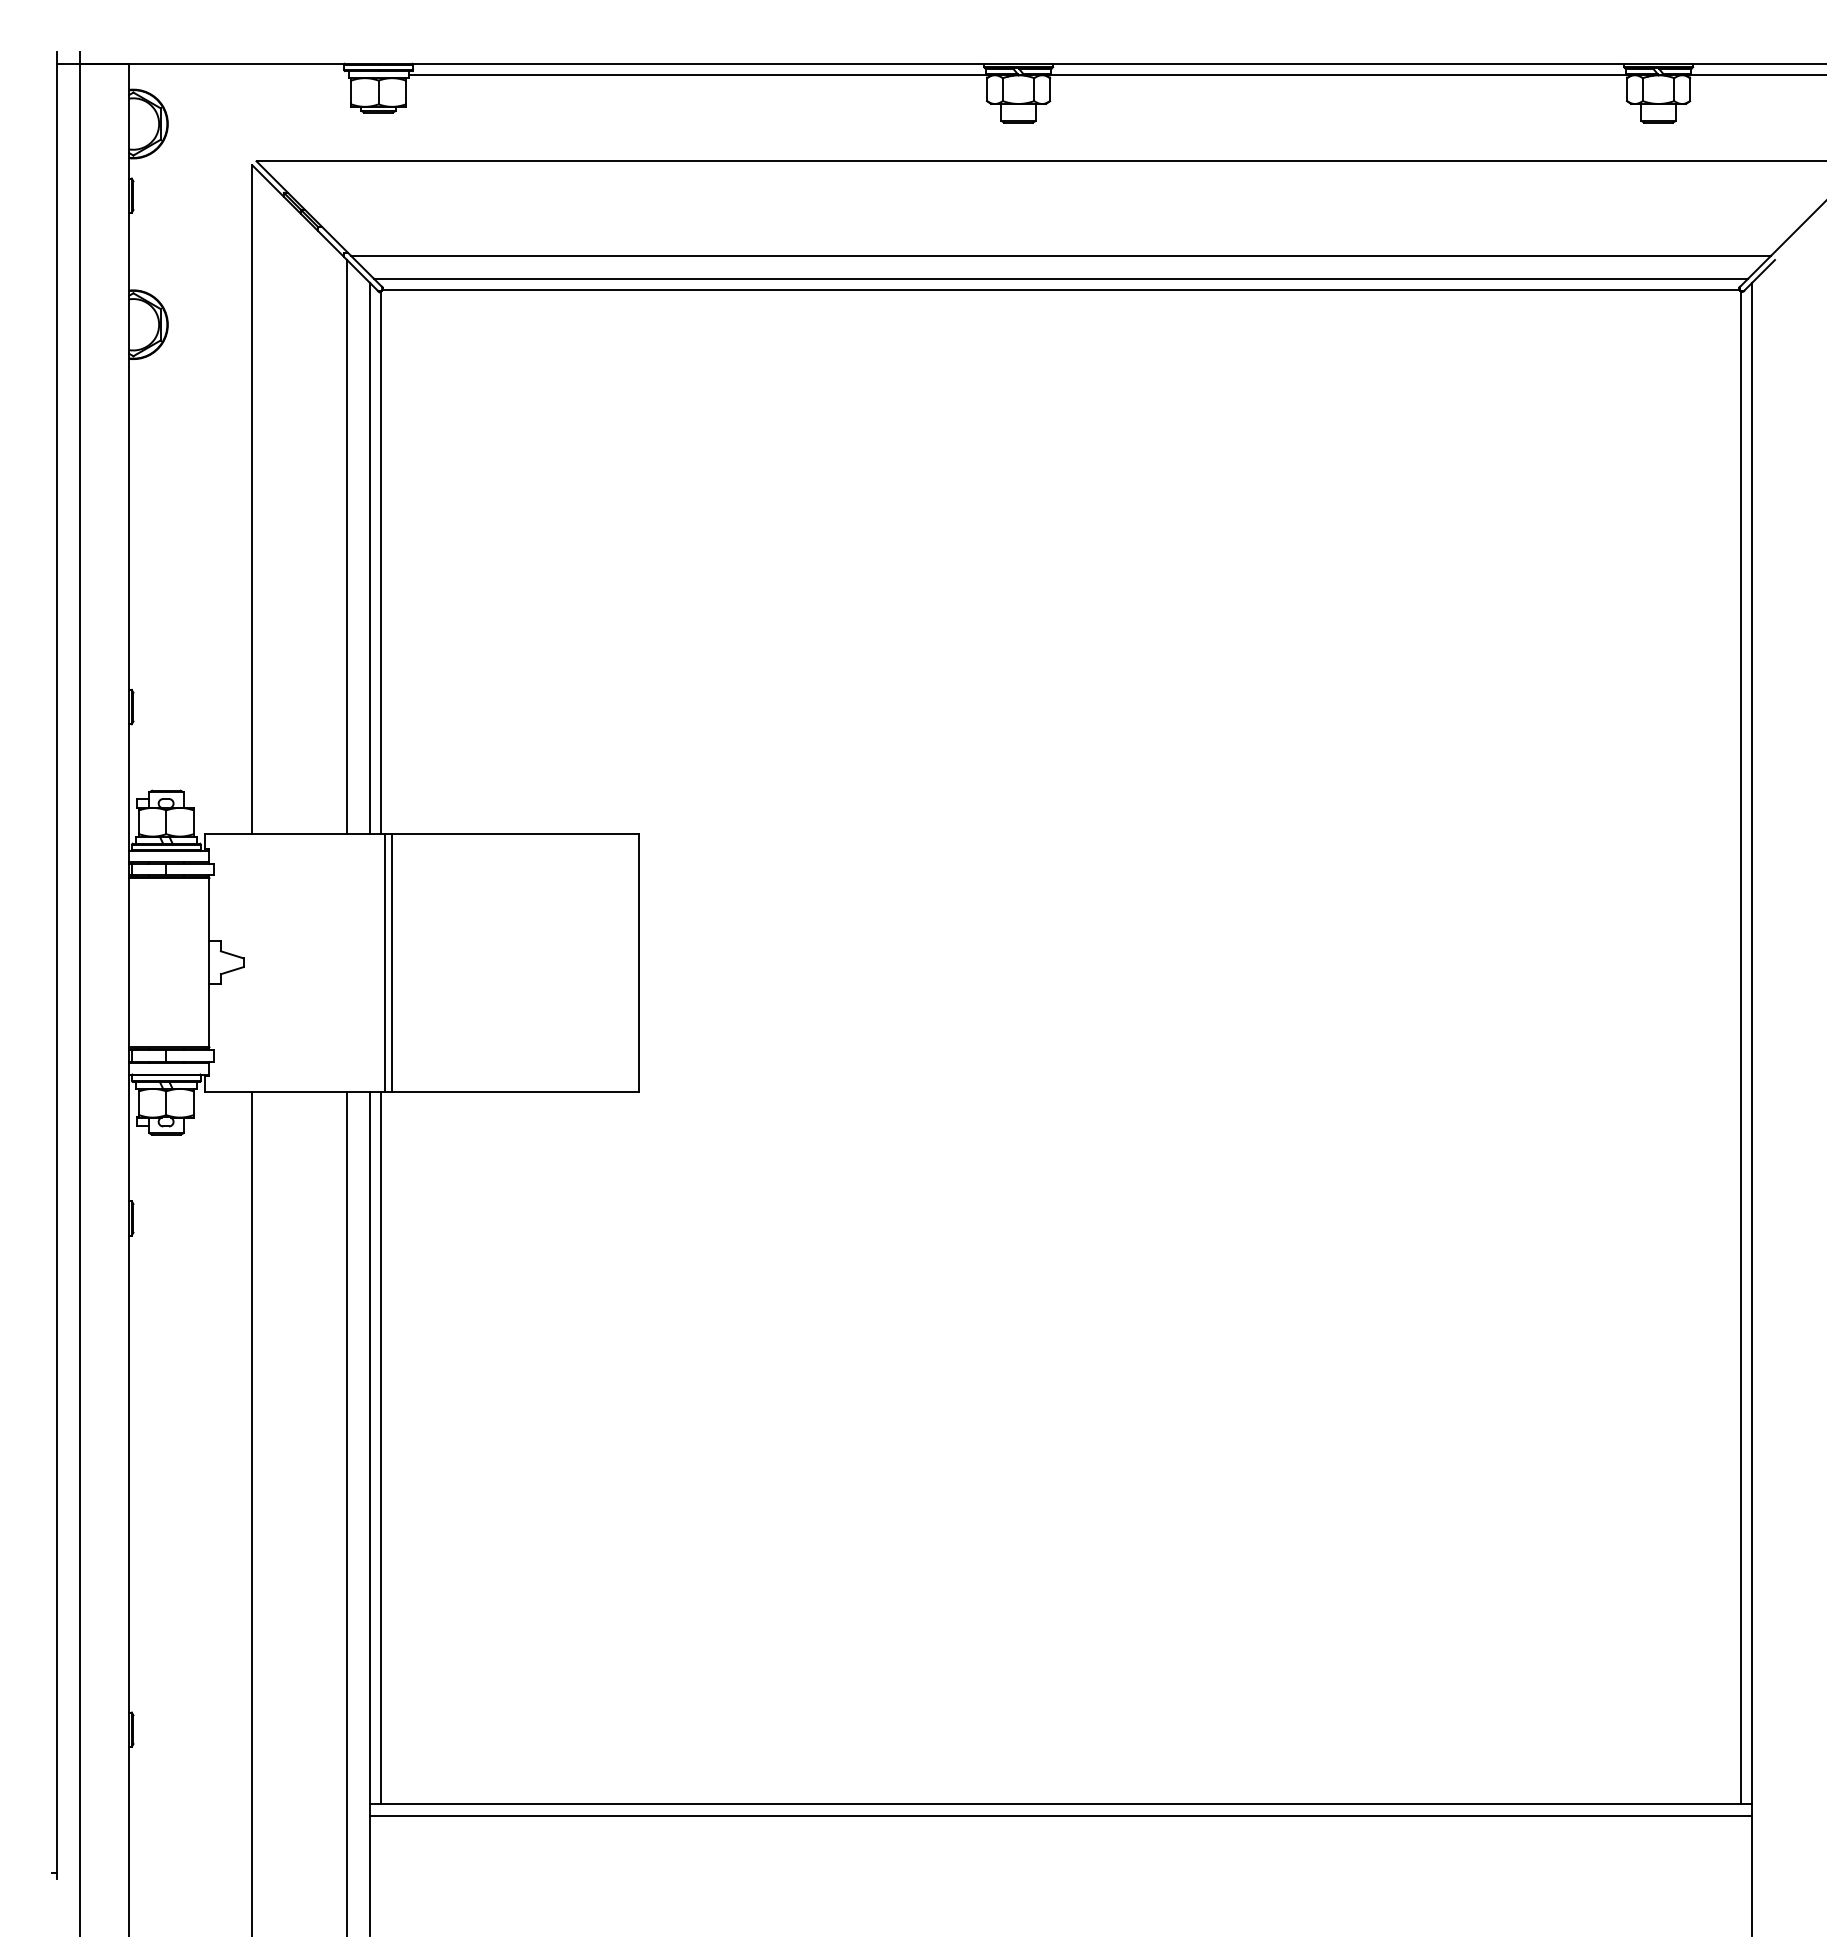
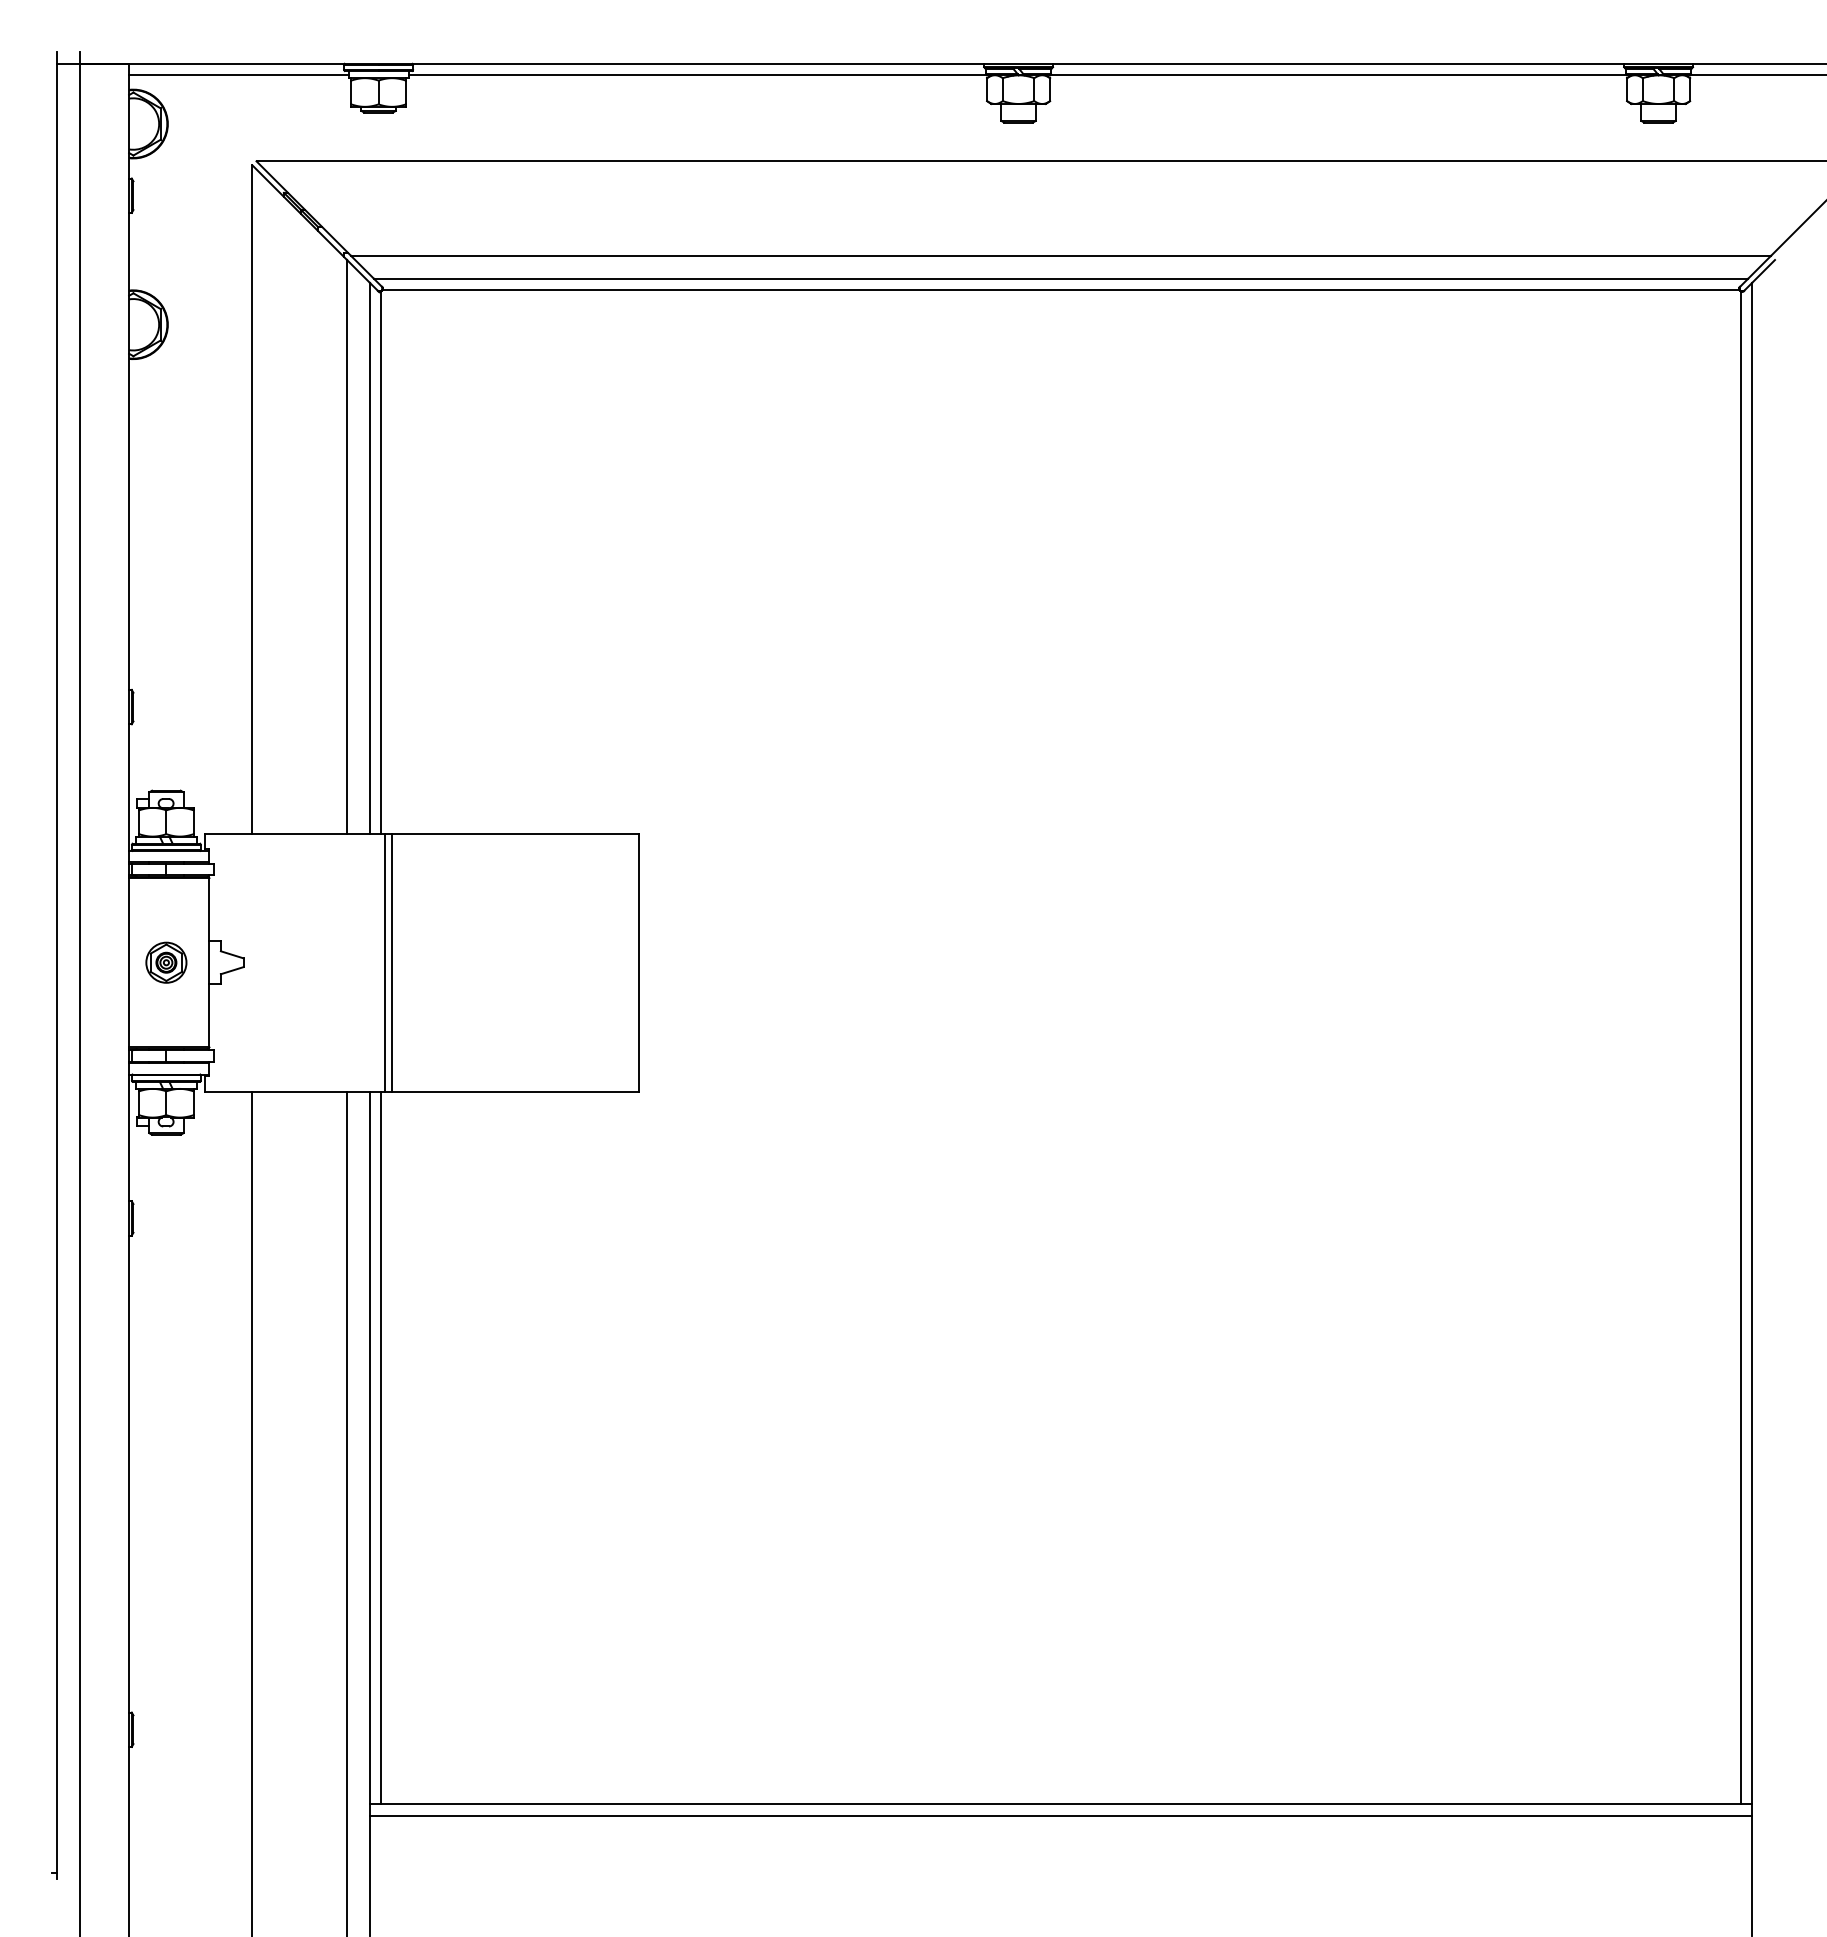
line: none -> present (238, 75)
part: none -> present (166, 962)
